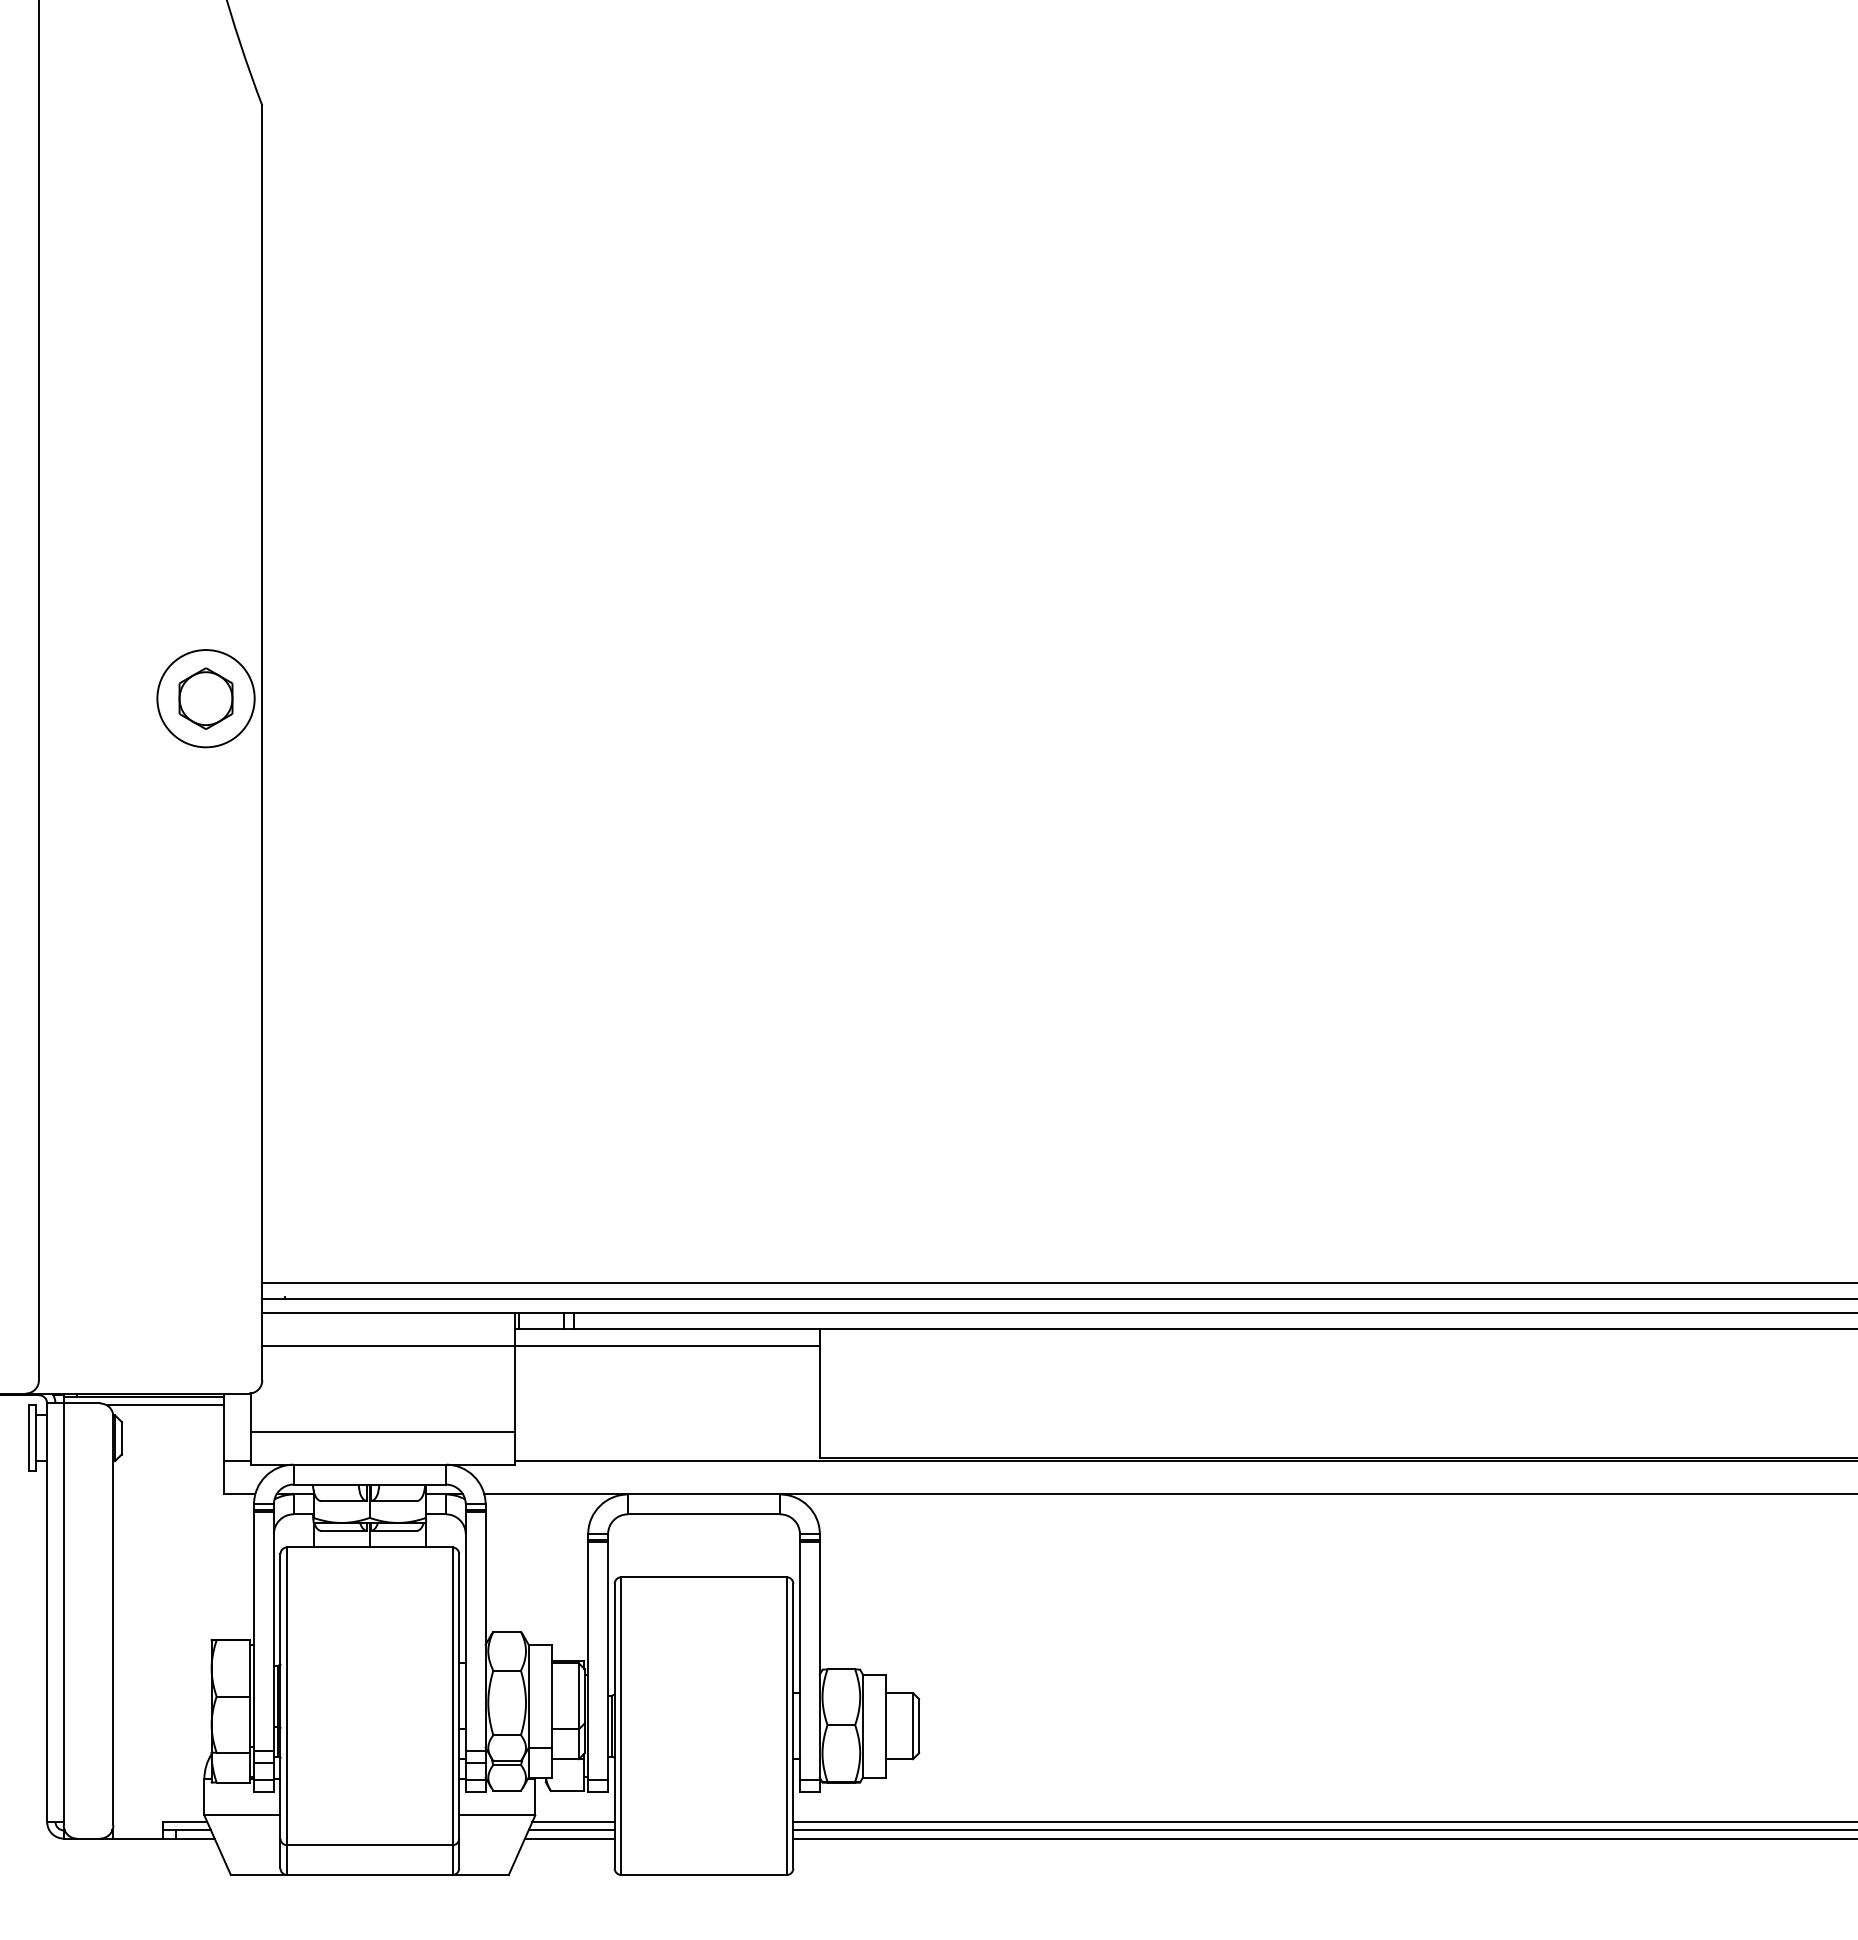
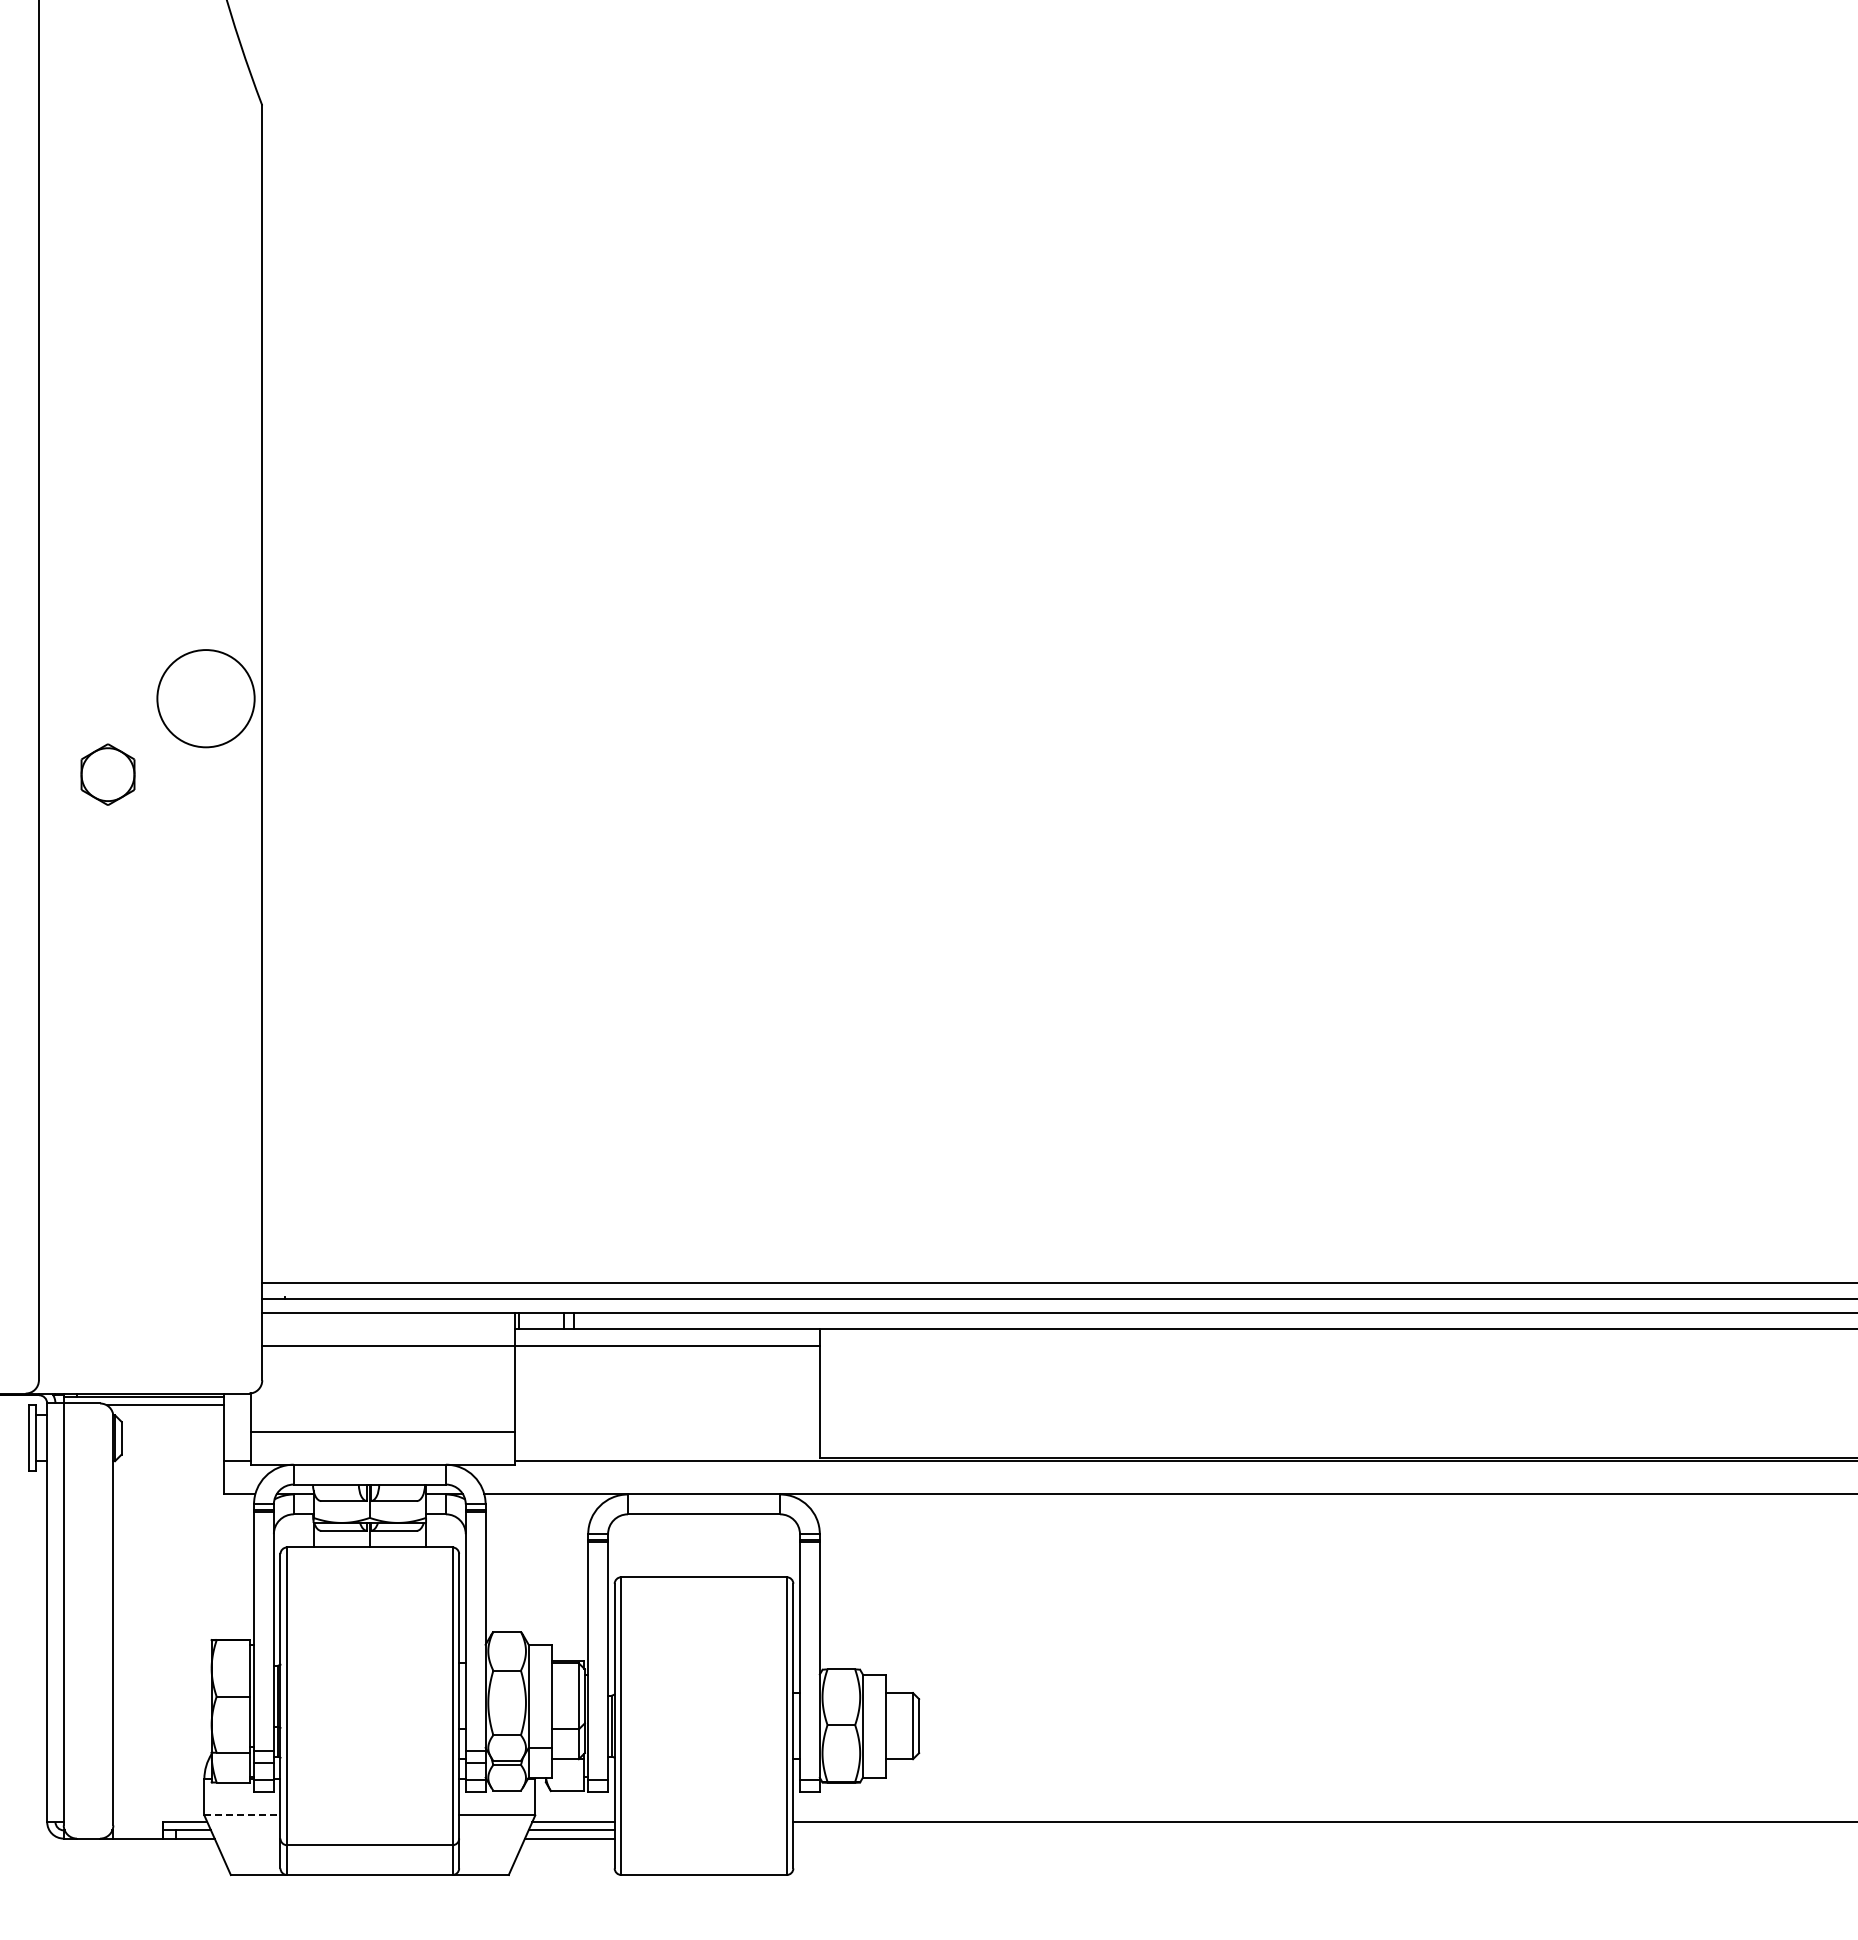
part position: (205, 698) -> (107, 774) (107, 774)
line: solid -> dashed (242, 1815)
line: present -> none (1323, 1830)
line: present -> none (1323, 1838)
